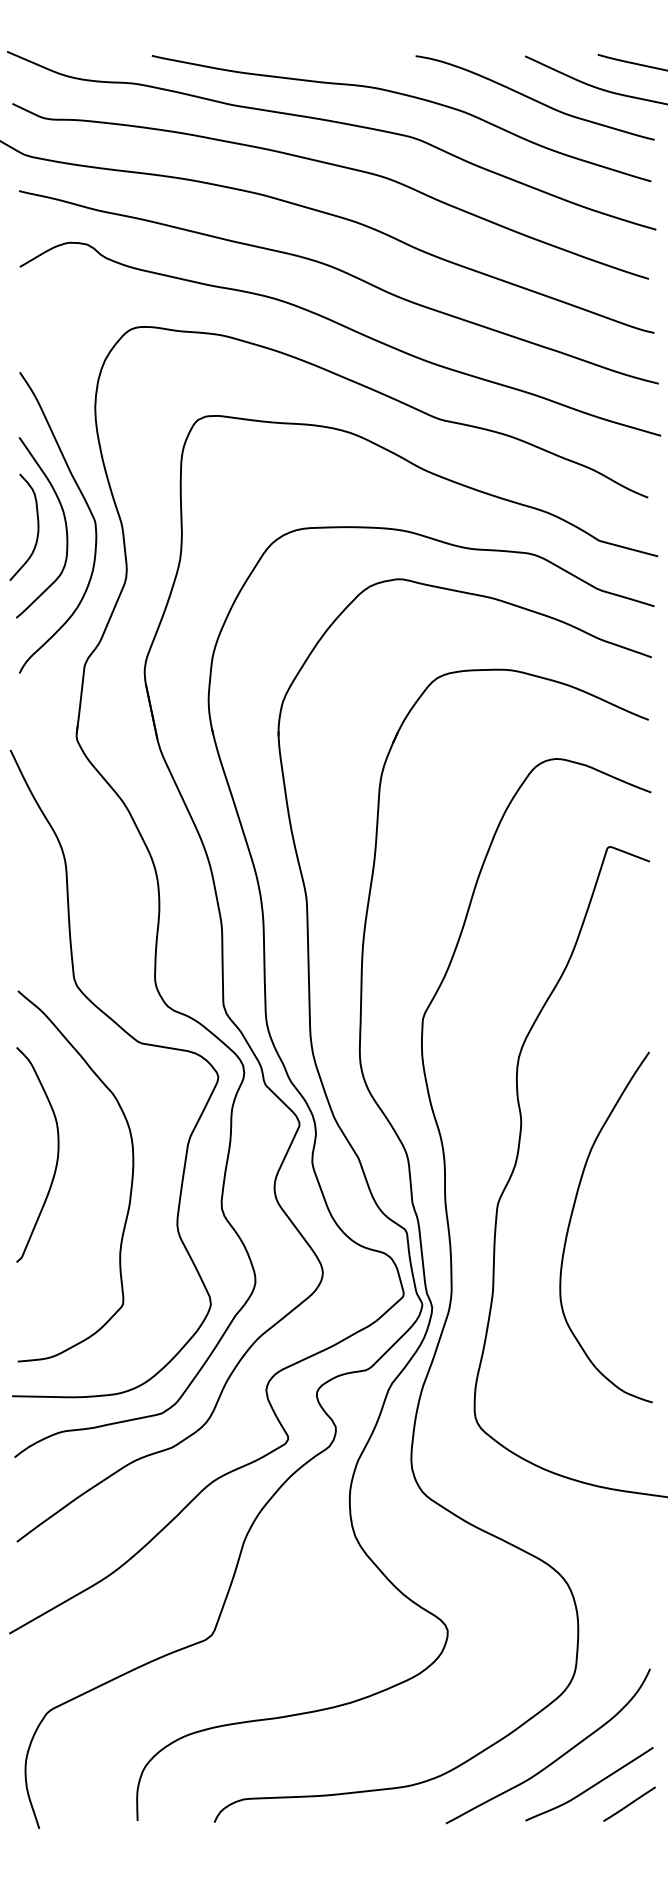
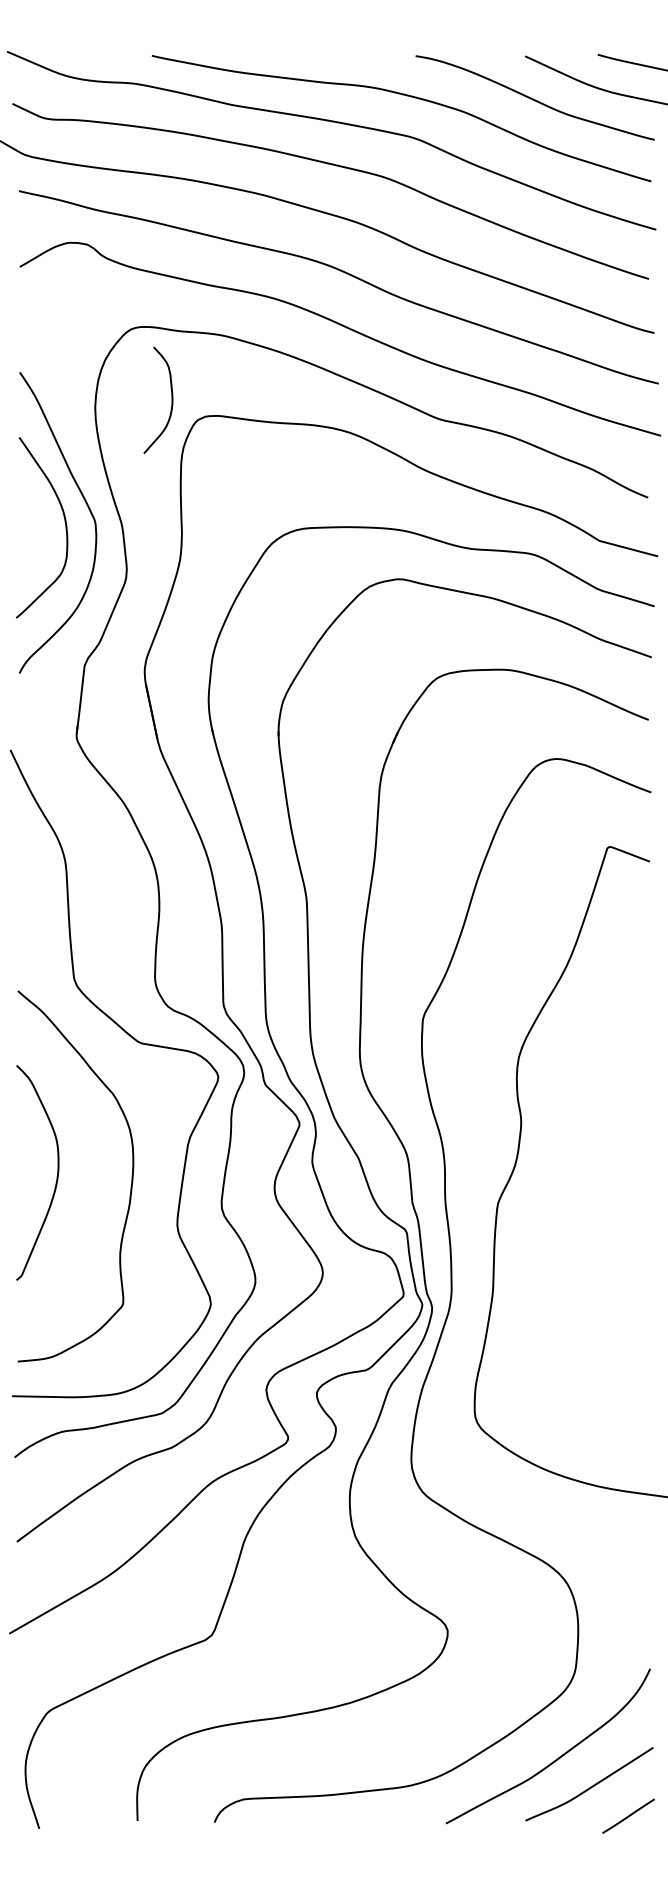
curve position: (37, 526) -> (171, 399) (171, 399)
curve position: (56, 1158) -> (56, 1176) (56, 1176)
curve: present -> none (571, 1220)
line position: (629, 1803) -> (628, 1815) (628, 1815)
